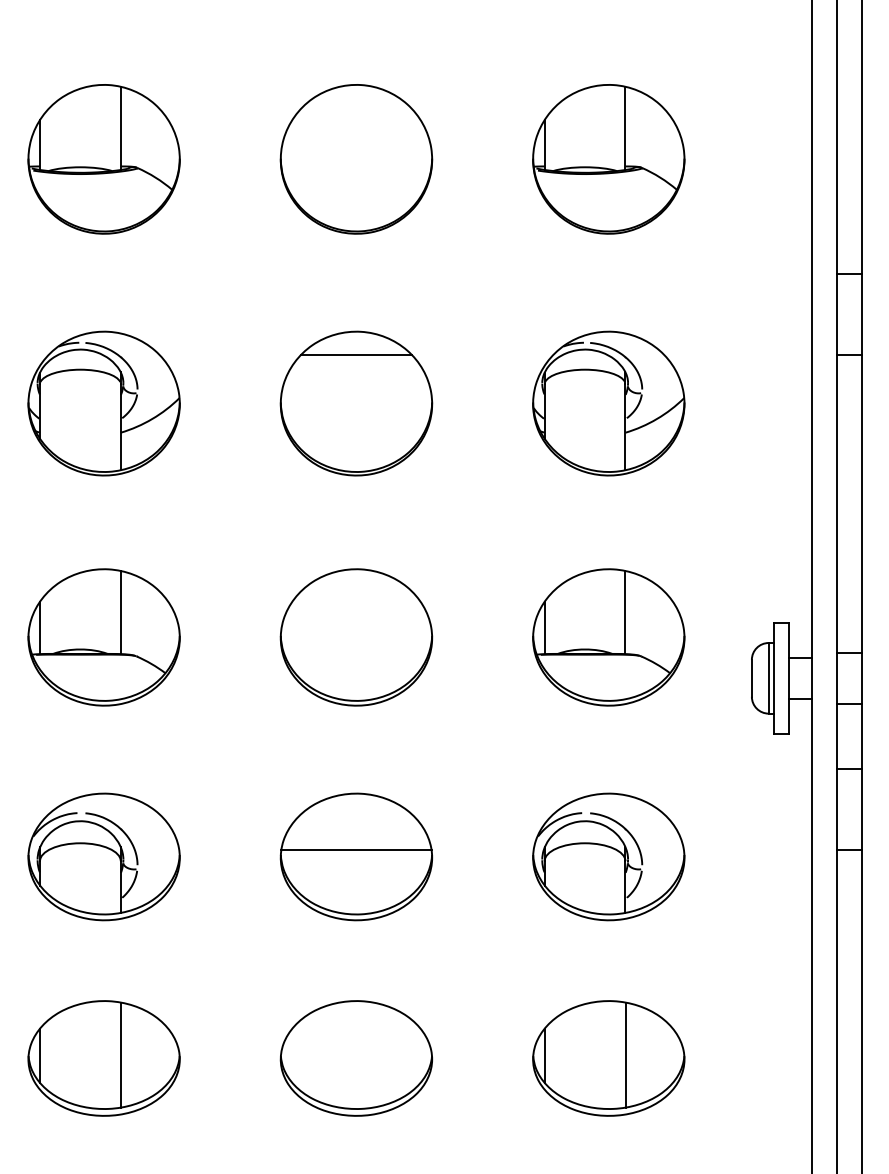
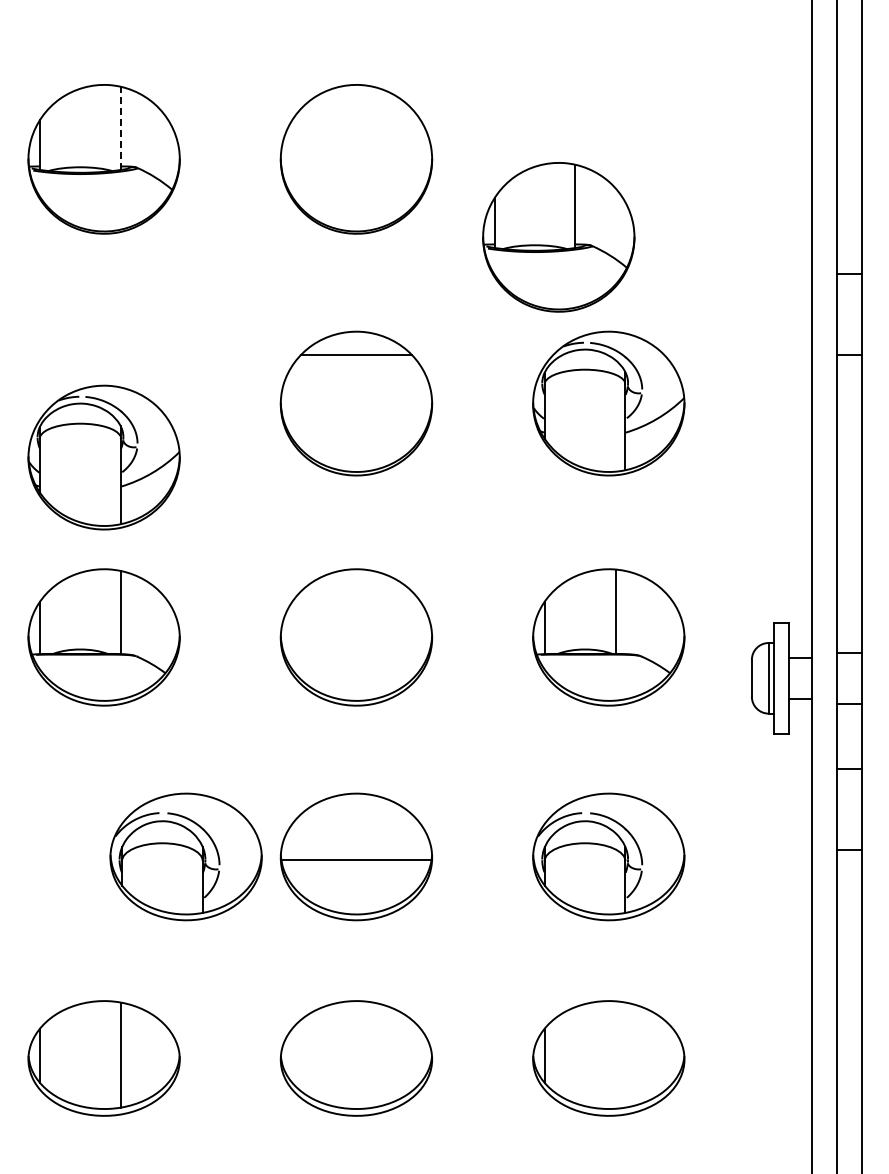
line: solid -> dashed (120, 128)
part position: (608, 159) -> (558, 237) (558, 237)
part position: (103, 403) -> (103, 457) (103, 457)
line position: (625, 612) -> (616, 612) (616, 612)
line position: (356, 849) -> (356, 859) (356, 859)
part position: (103, 856) -> (185, 856) (185, 856)
line: present -> none (625, 1054)
